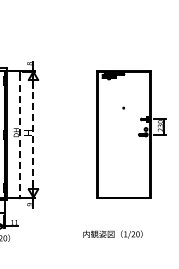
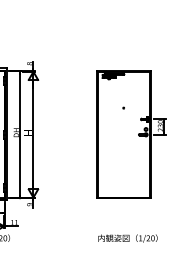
line: dashed -> solid (33, 134)
line: dashed -> solid (20, 135)
text position: (112, 234) -> (127, 238) (127, 238)
